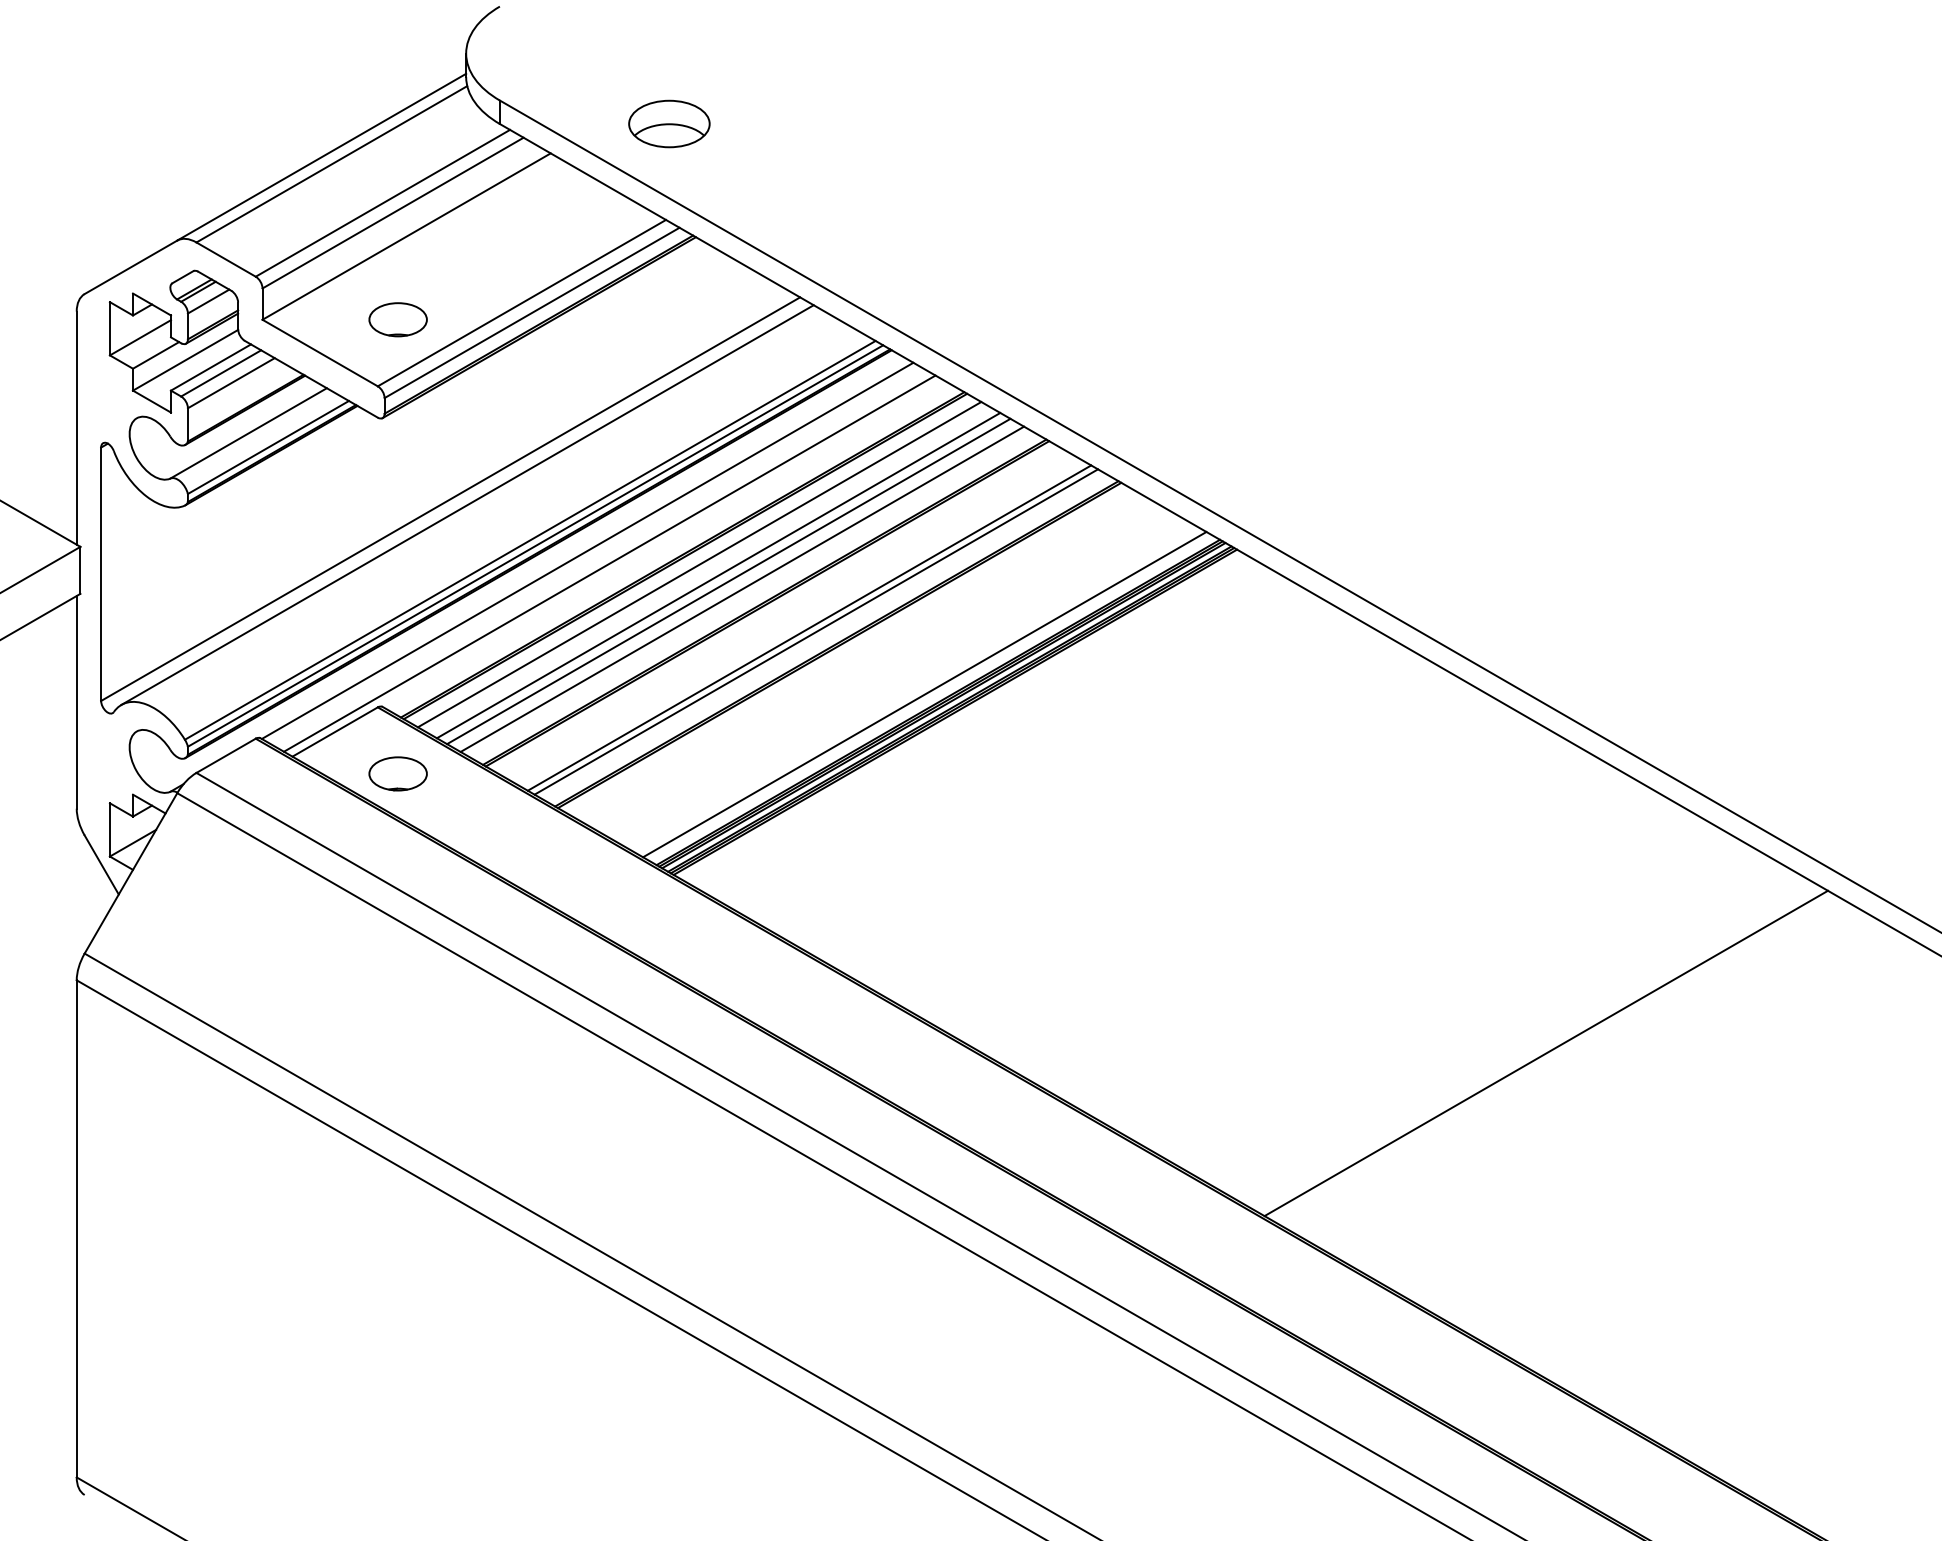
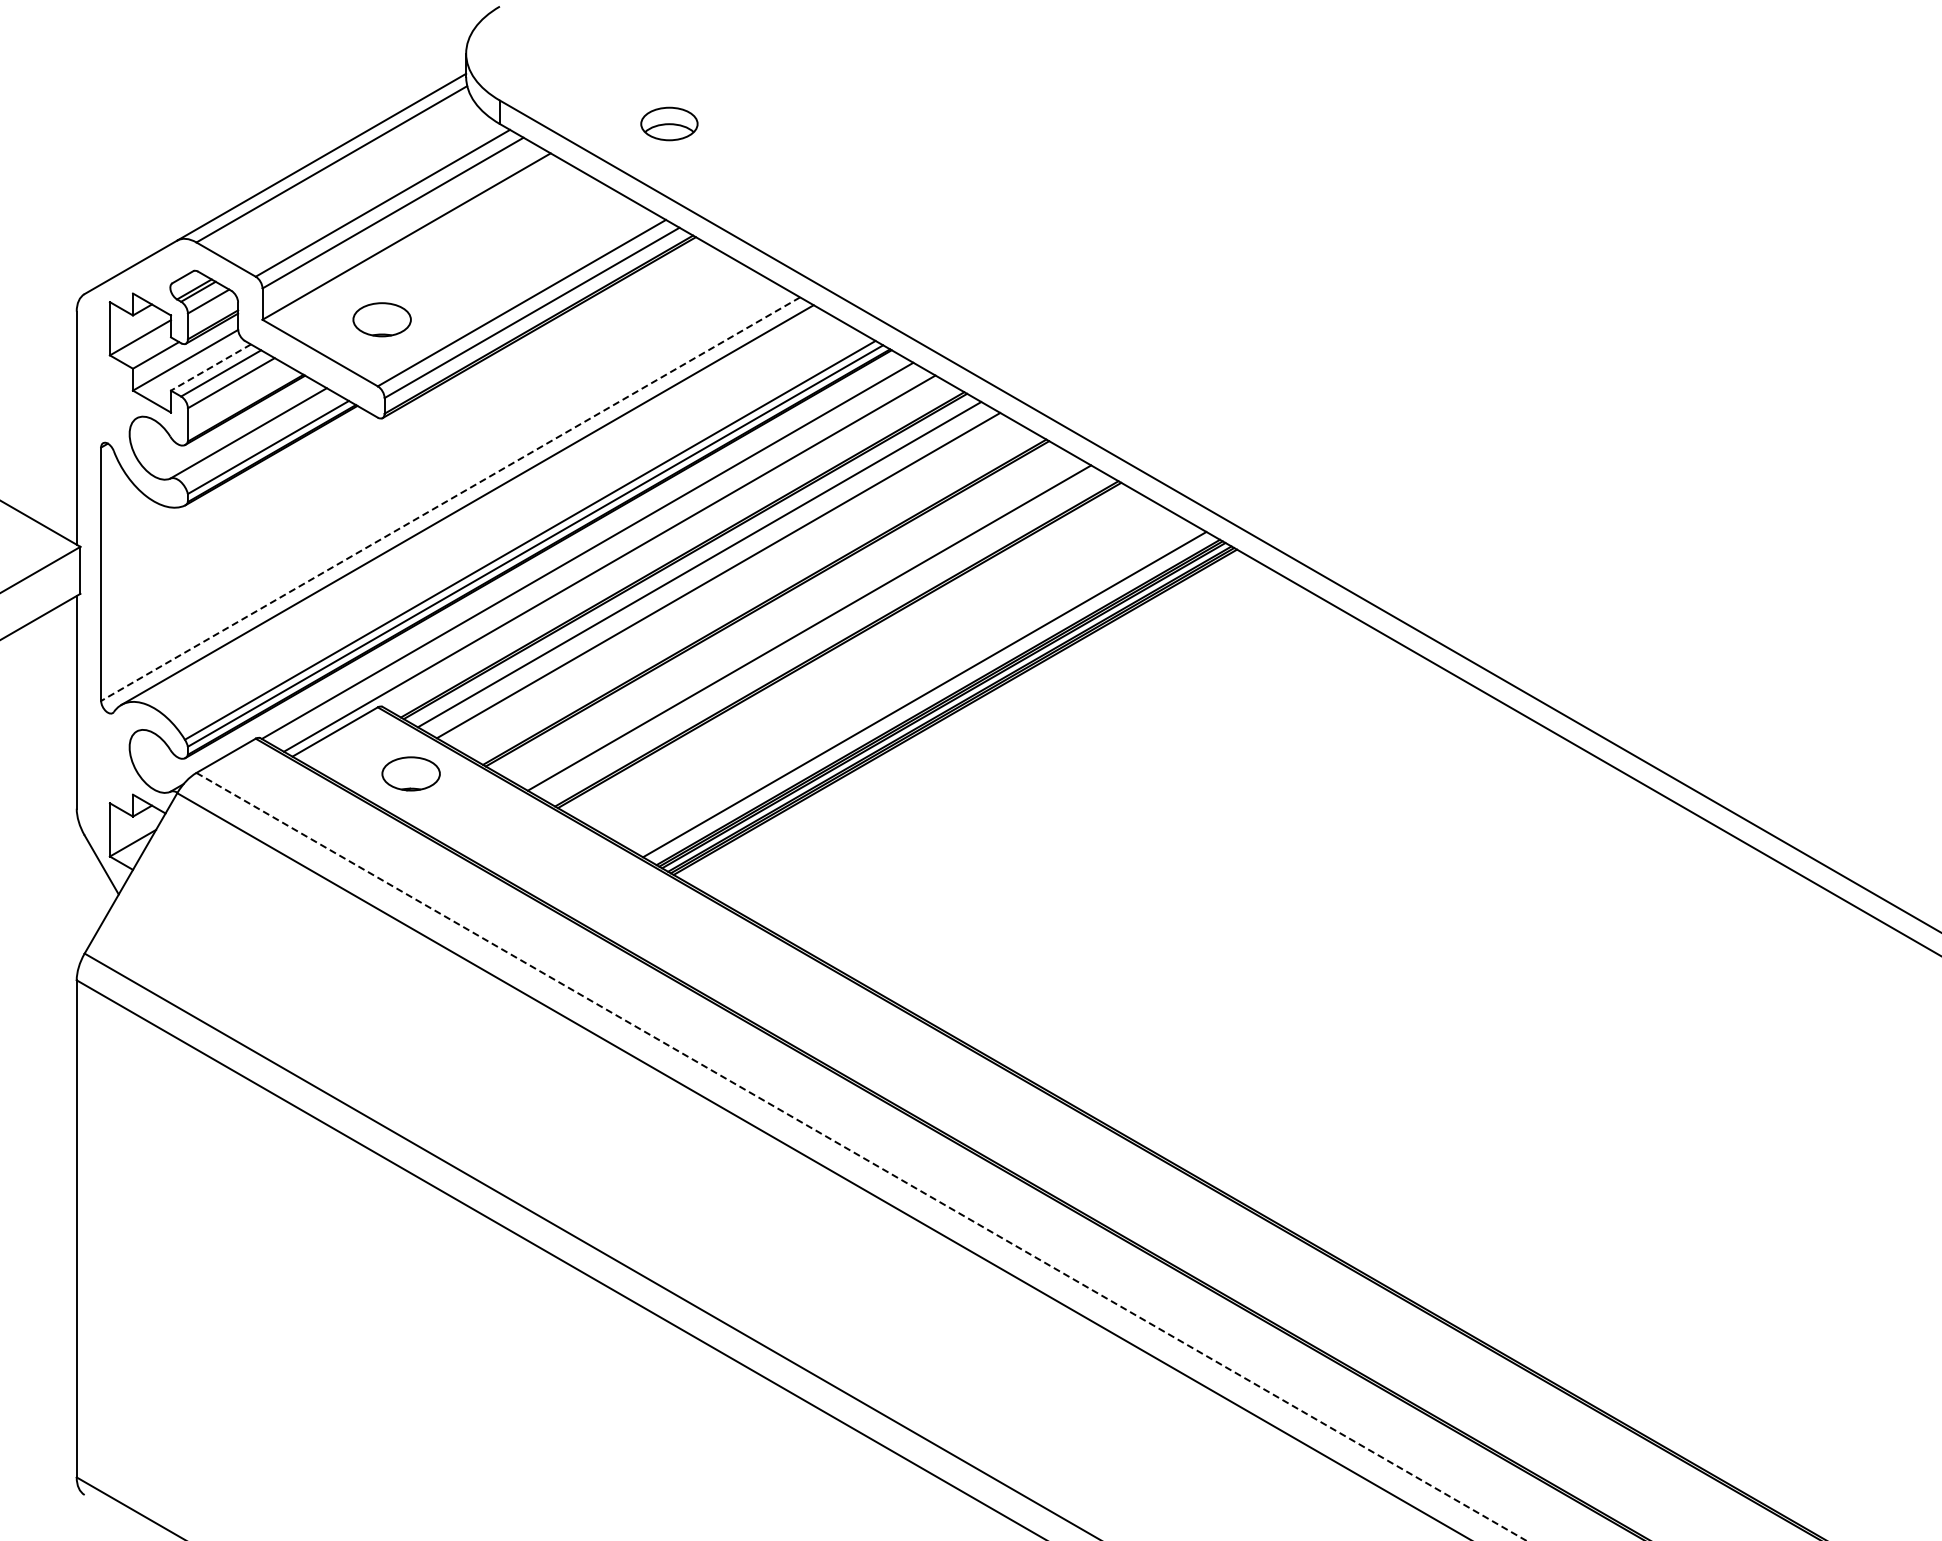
part size: 83x50 px -> 59x36 px (669, 123)
part position: (397, 319) -> (381, 319) (381, 319)
line: solid -> dashed (210, 367)
line: solid -> dashed (450, 499)
line: present -> none (728, 581)
line: present -> none (742, 588)
line: present -> none (816, 631)
part position: (397, 773) -> (410, 773) (410, 773)
line: present -> none (1545, 1053)
line: solid -> dashed (861, 1156)
